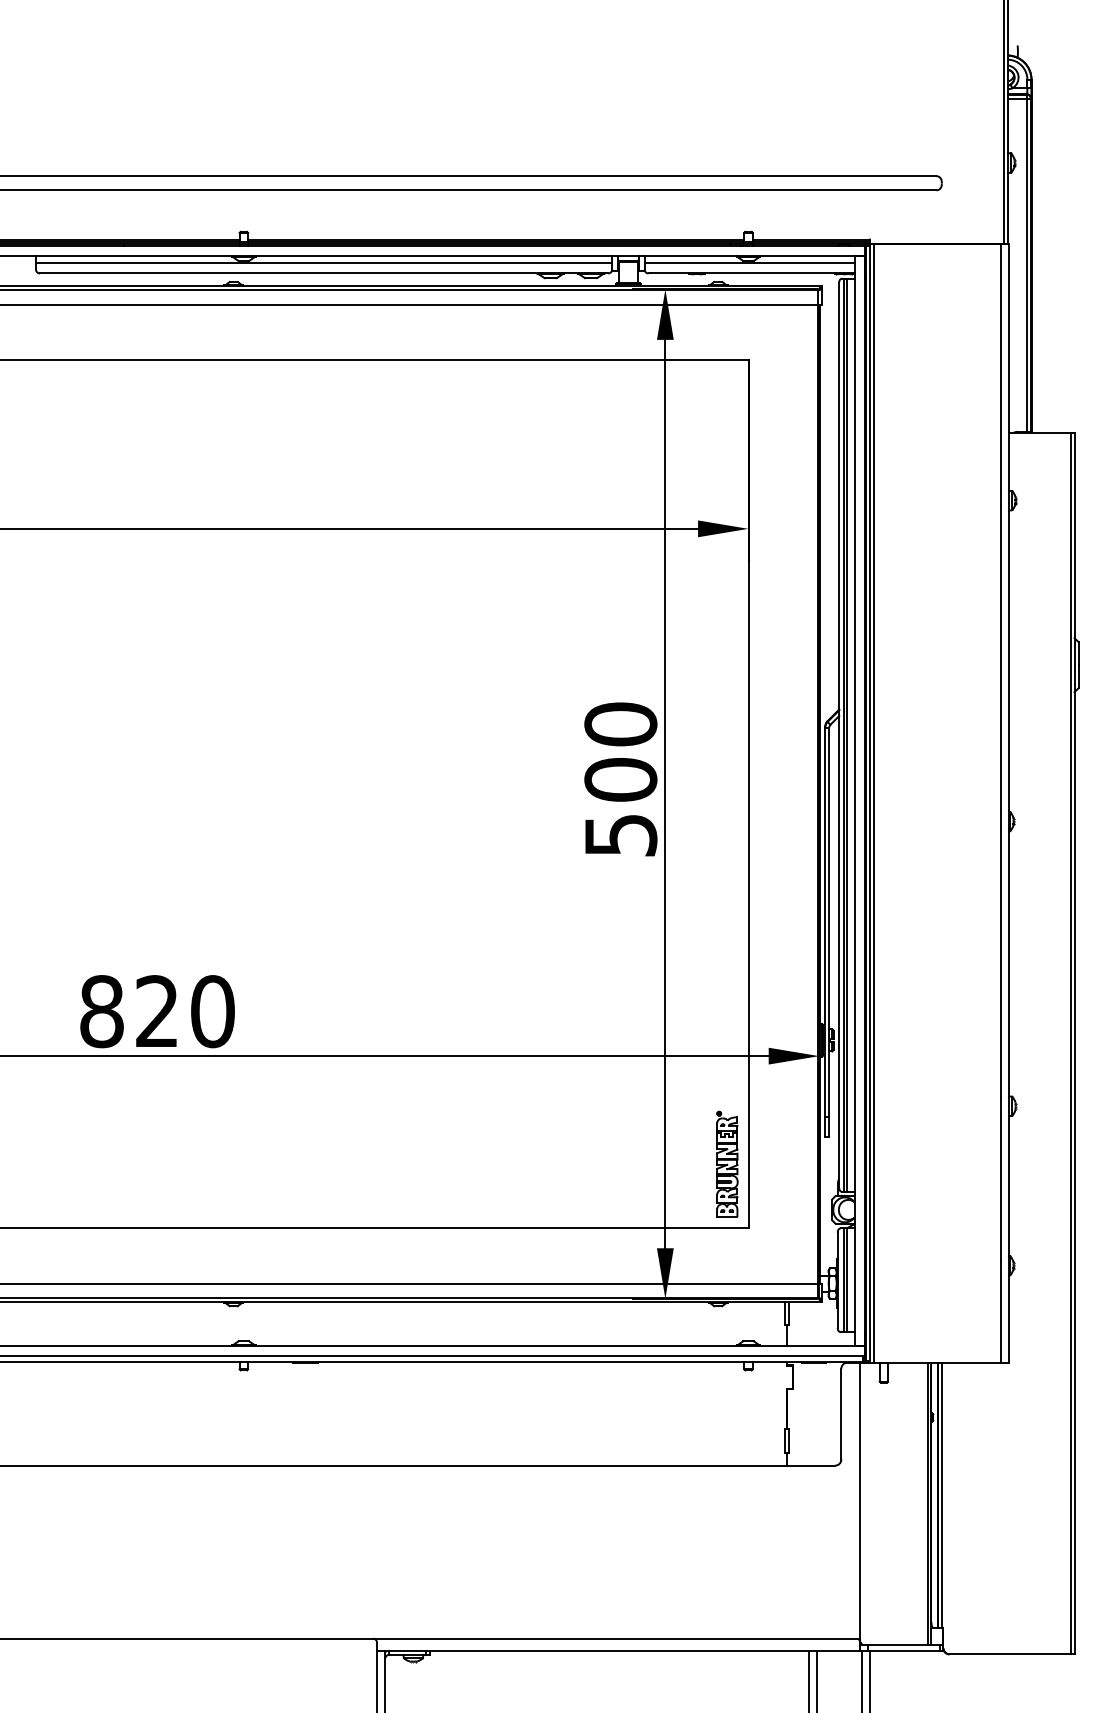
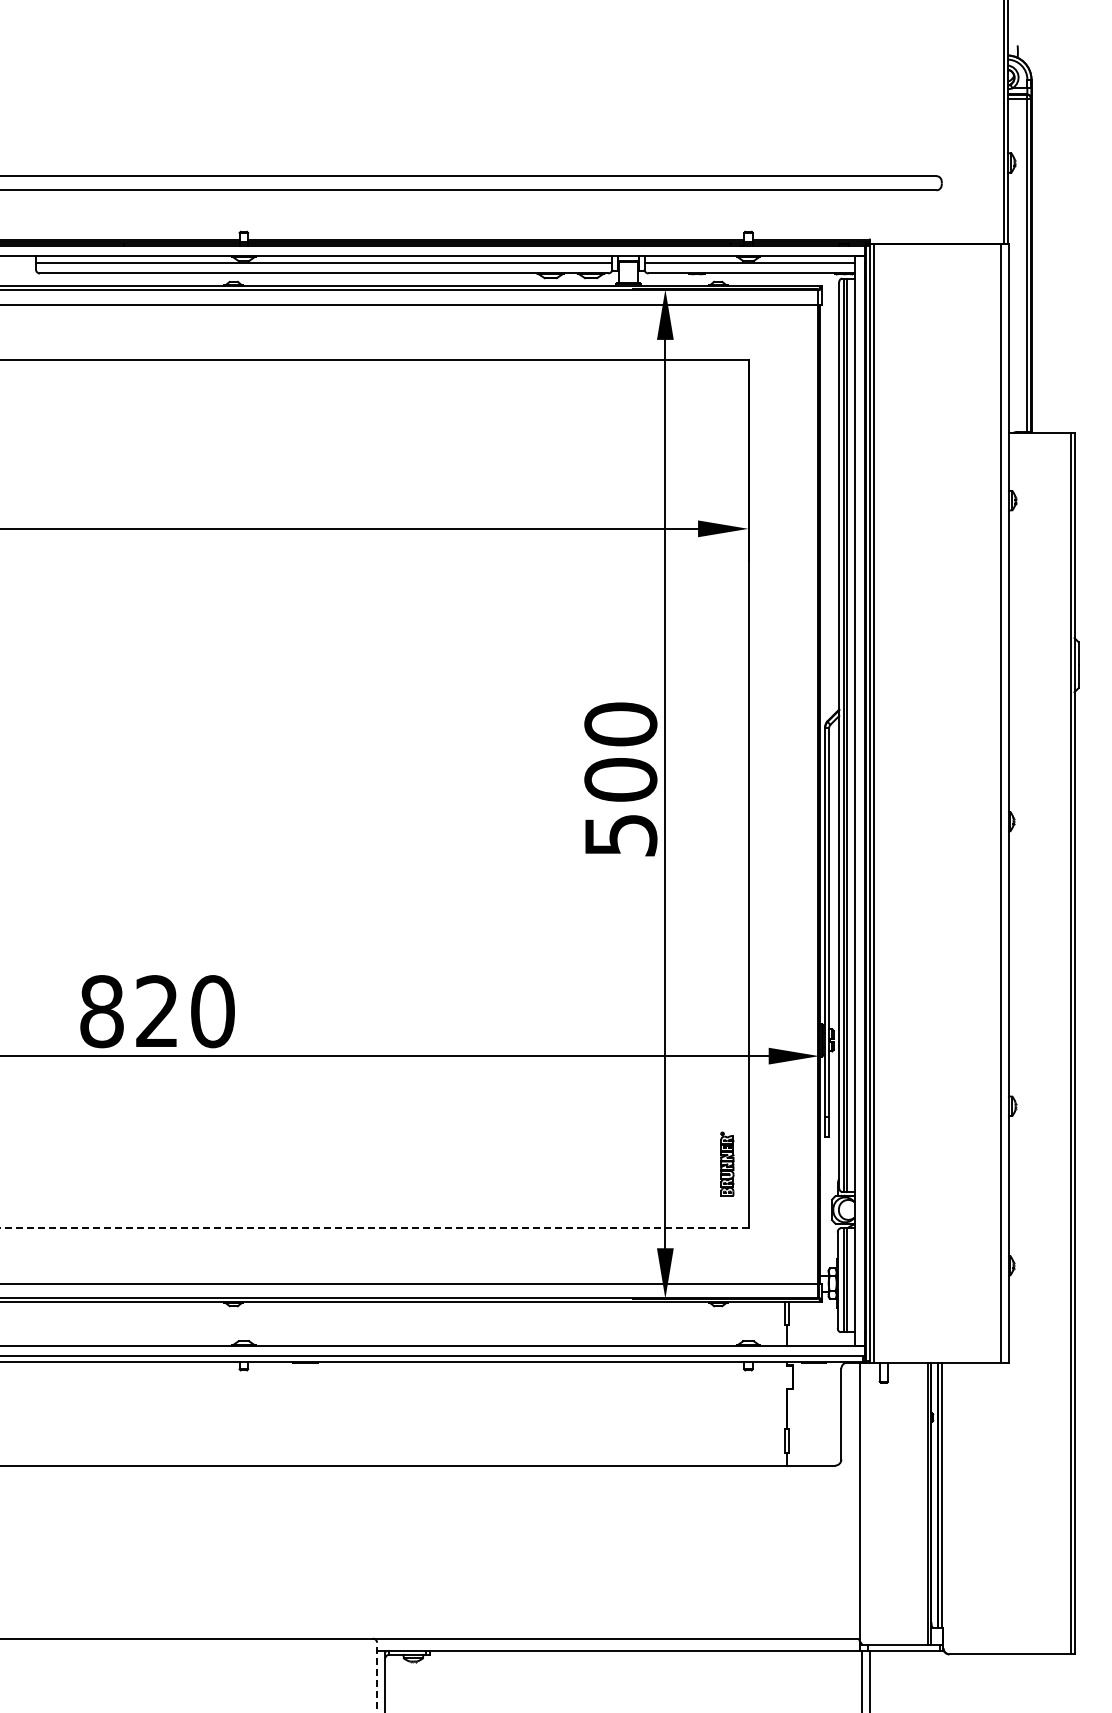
part size: 23x108 px -> 15x66 px (727, 1163)
line: solid -> dashed (374, 1228)
line: solid -> dashed (377, 1677)
line: present -> none (809, 1679)
line: present -> none (817, 1679)
